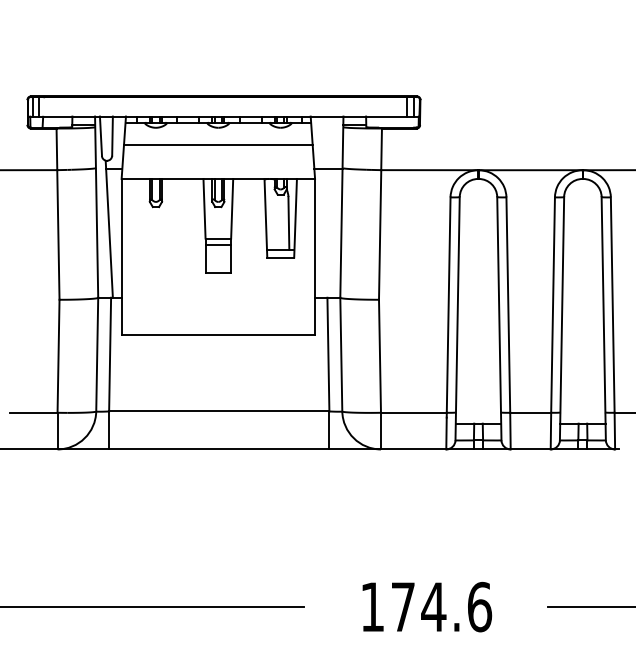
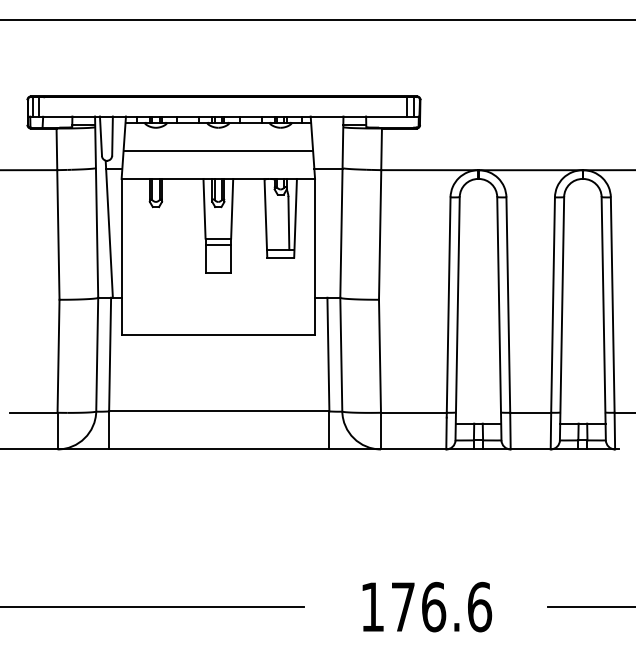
line: none -> present (317, 19)
line position: (218, 144) -> (218, 150) (218, 150)
text: 174.6 -> 176.6 (433, 606)
